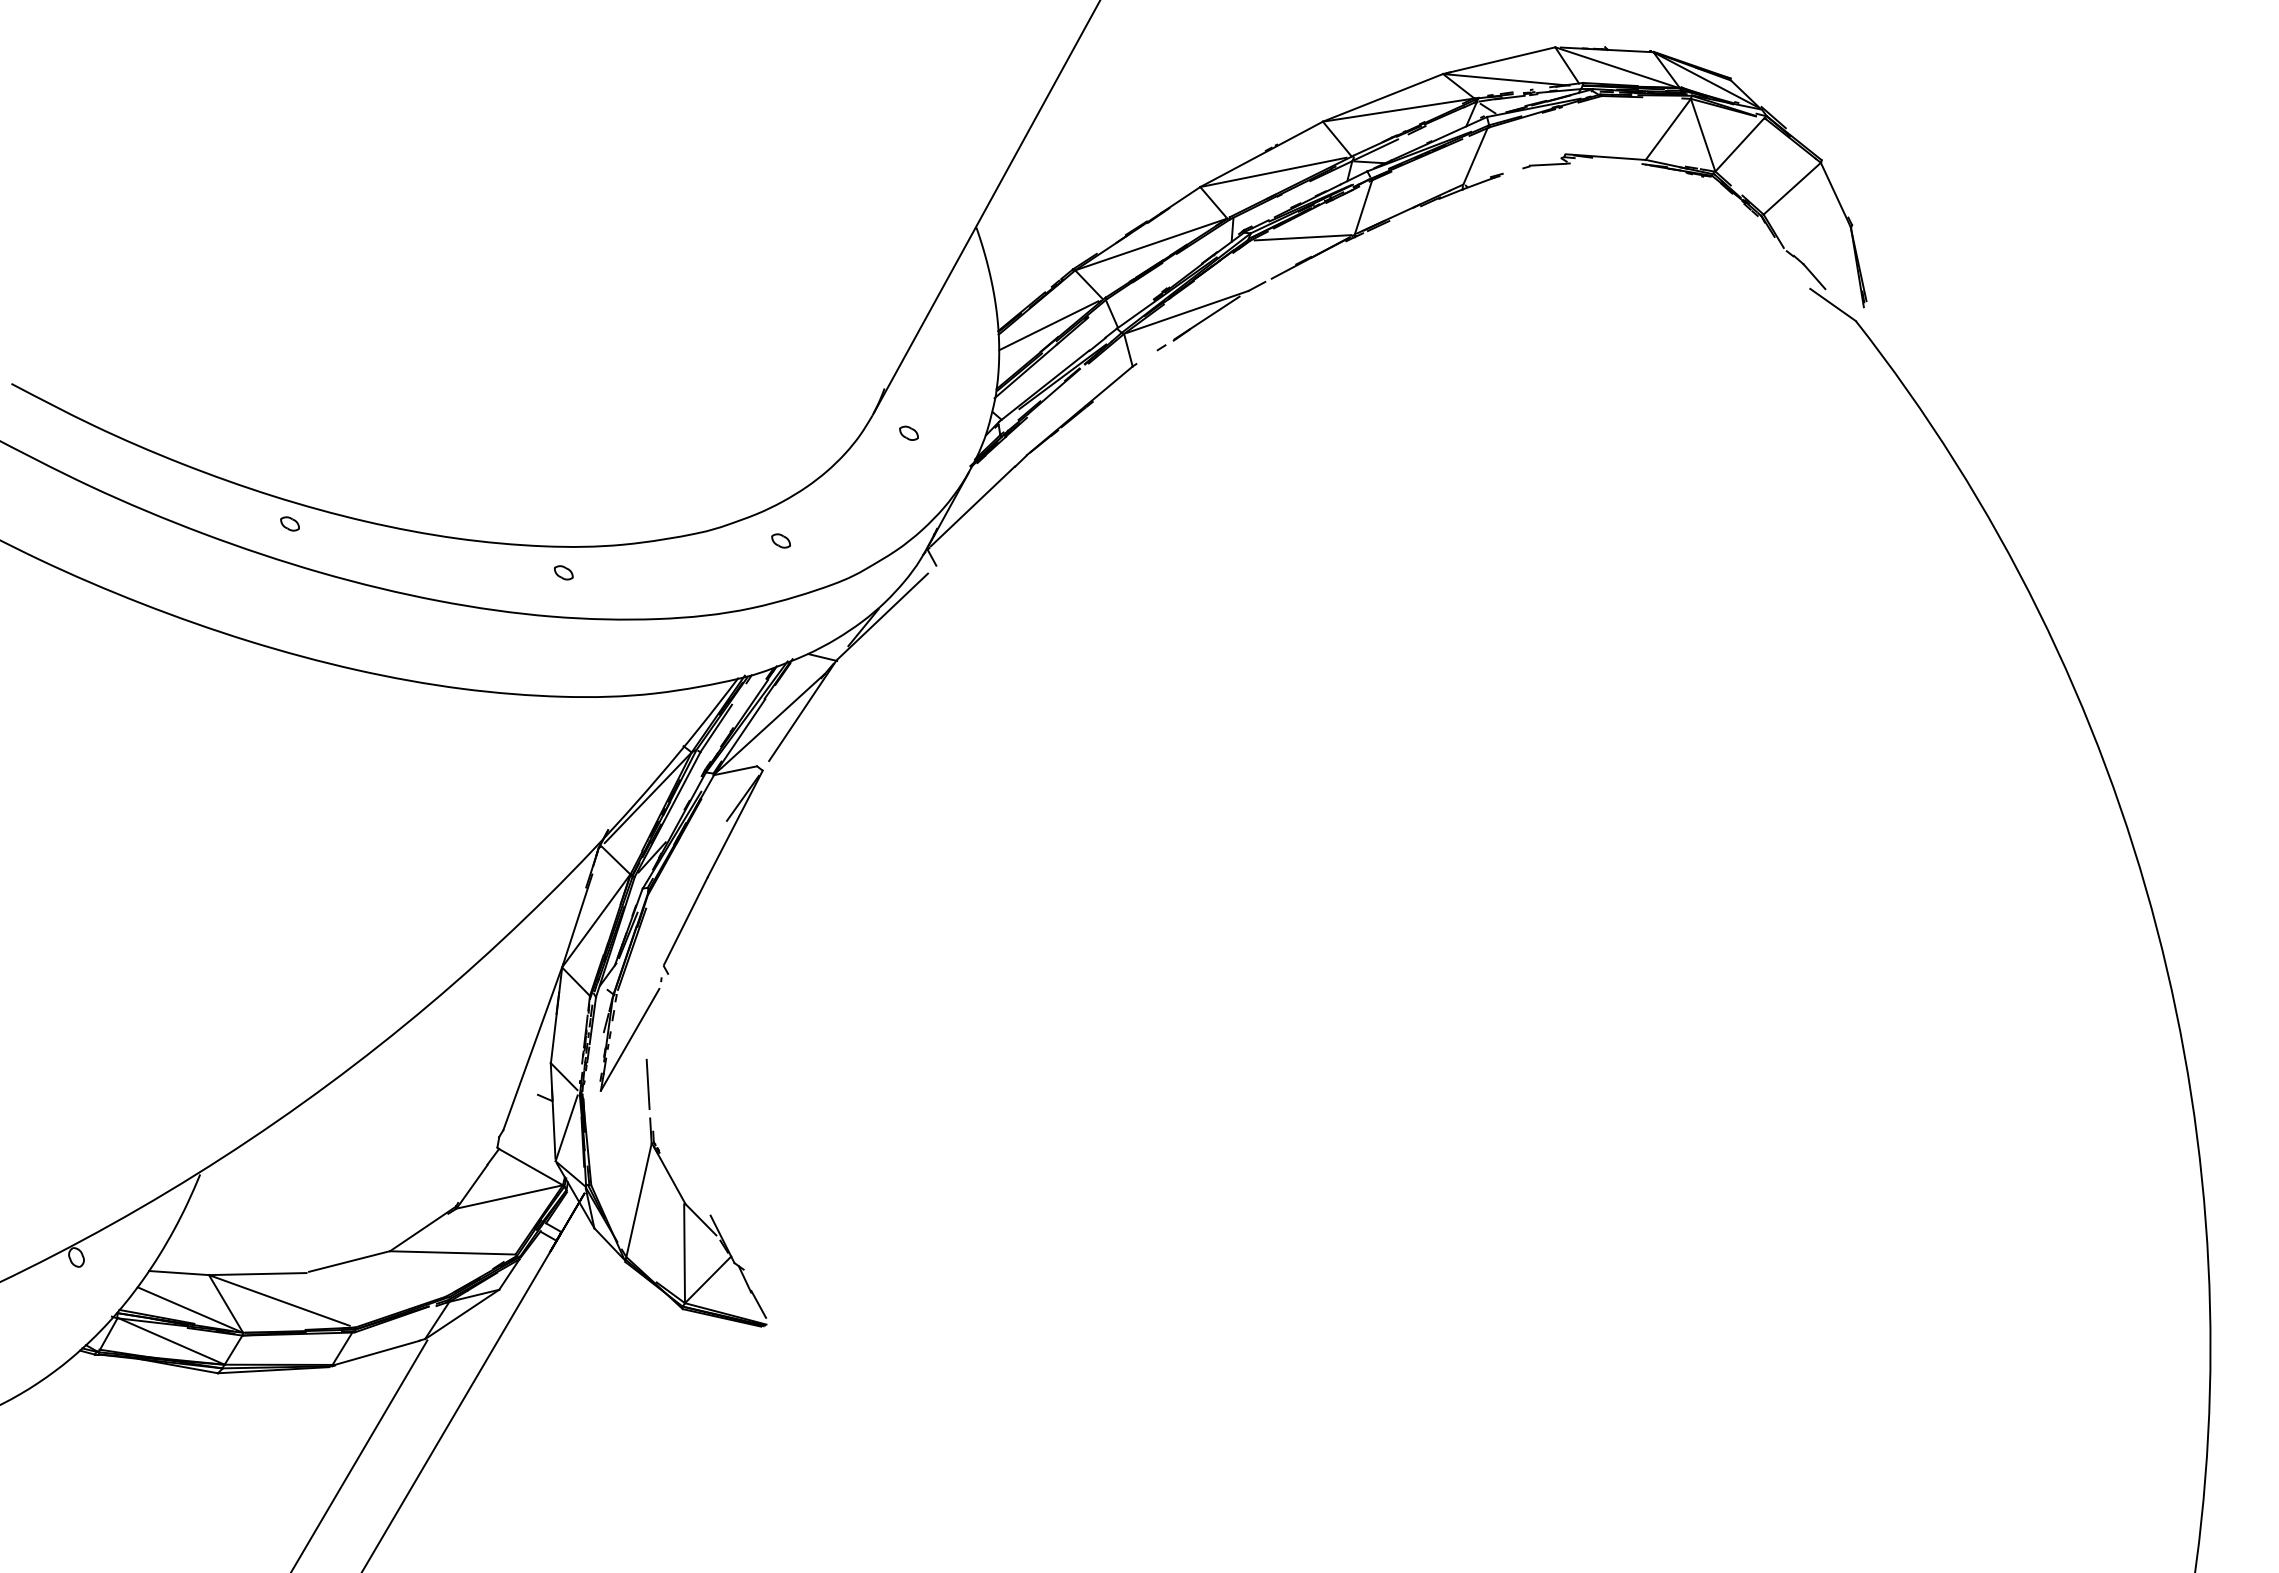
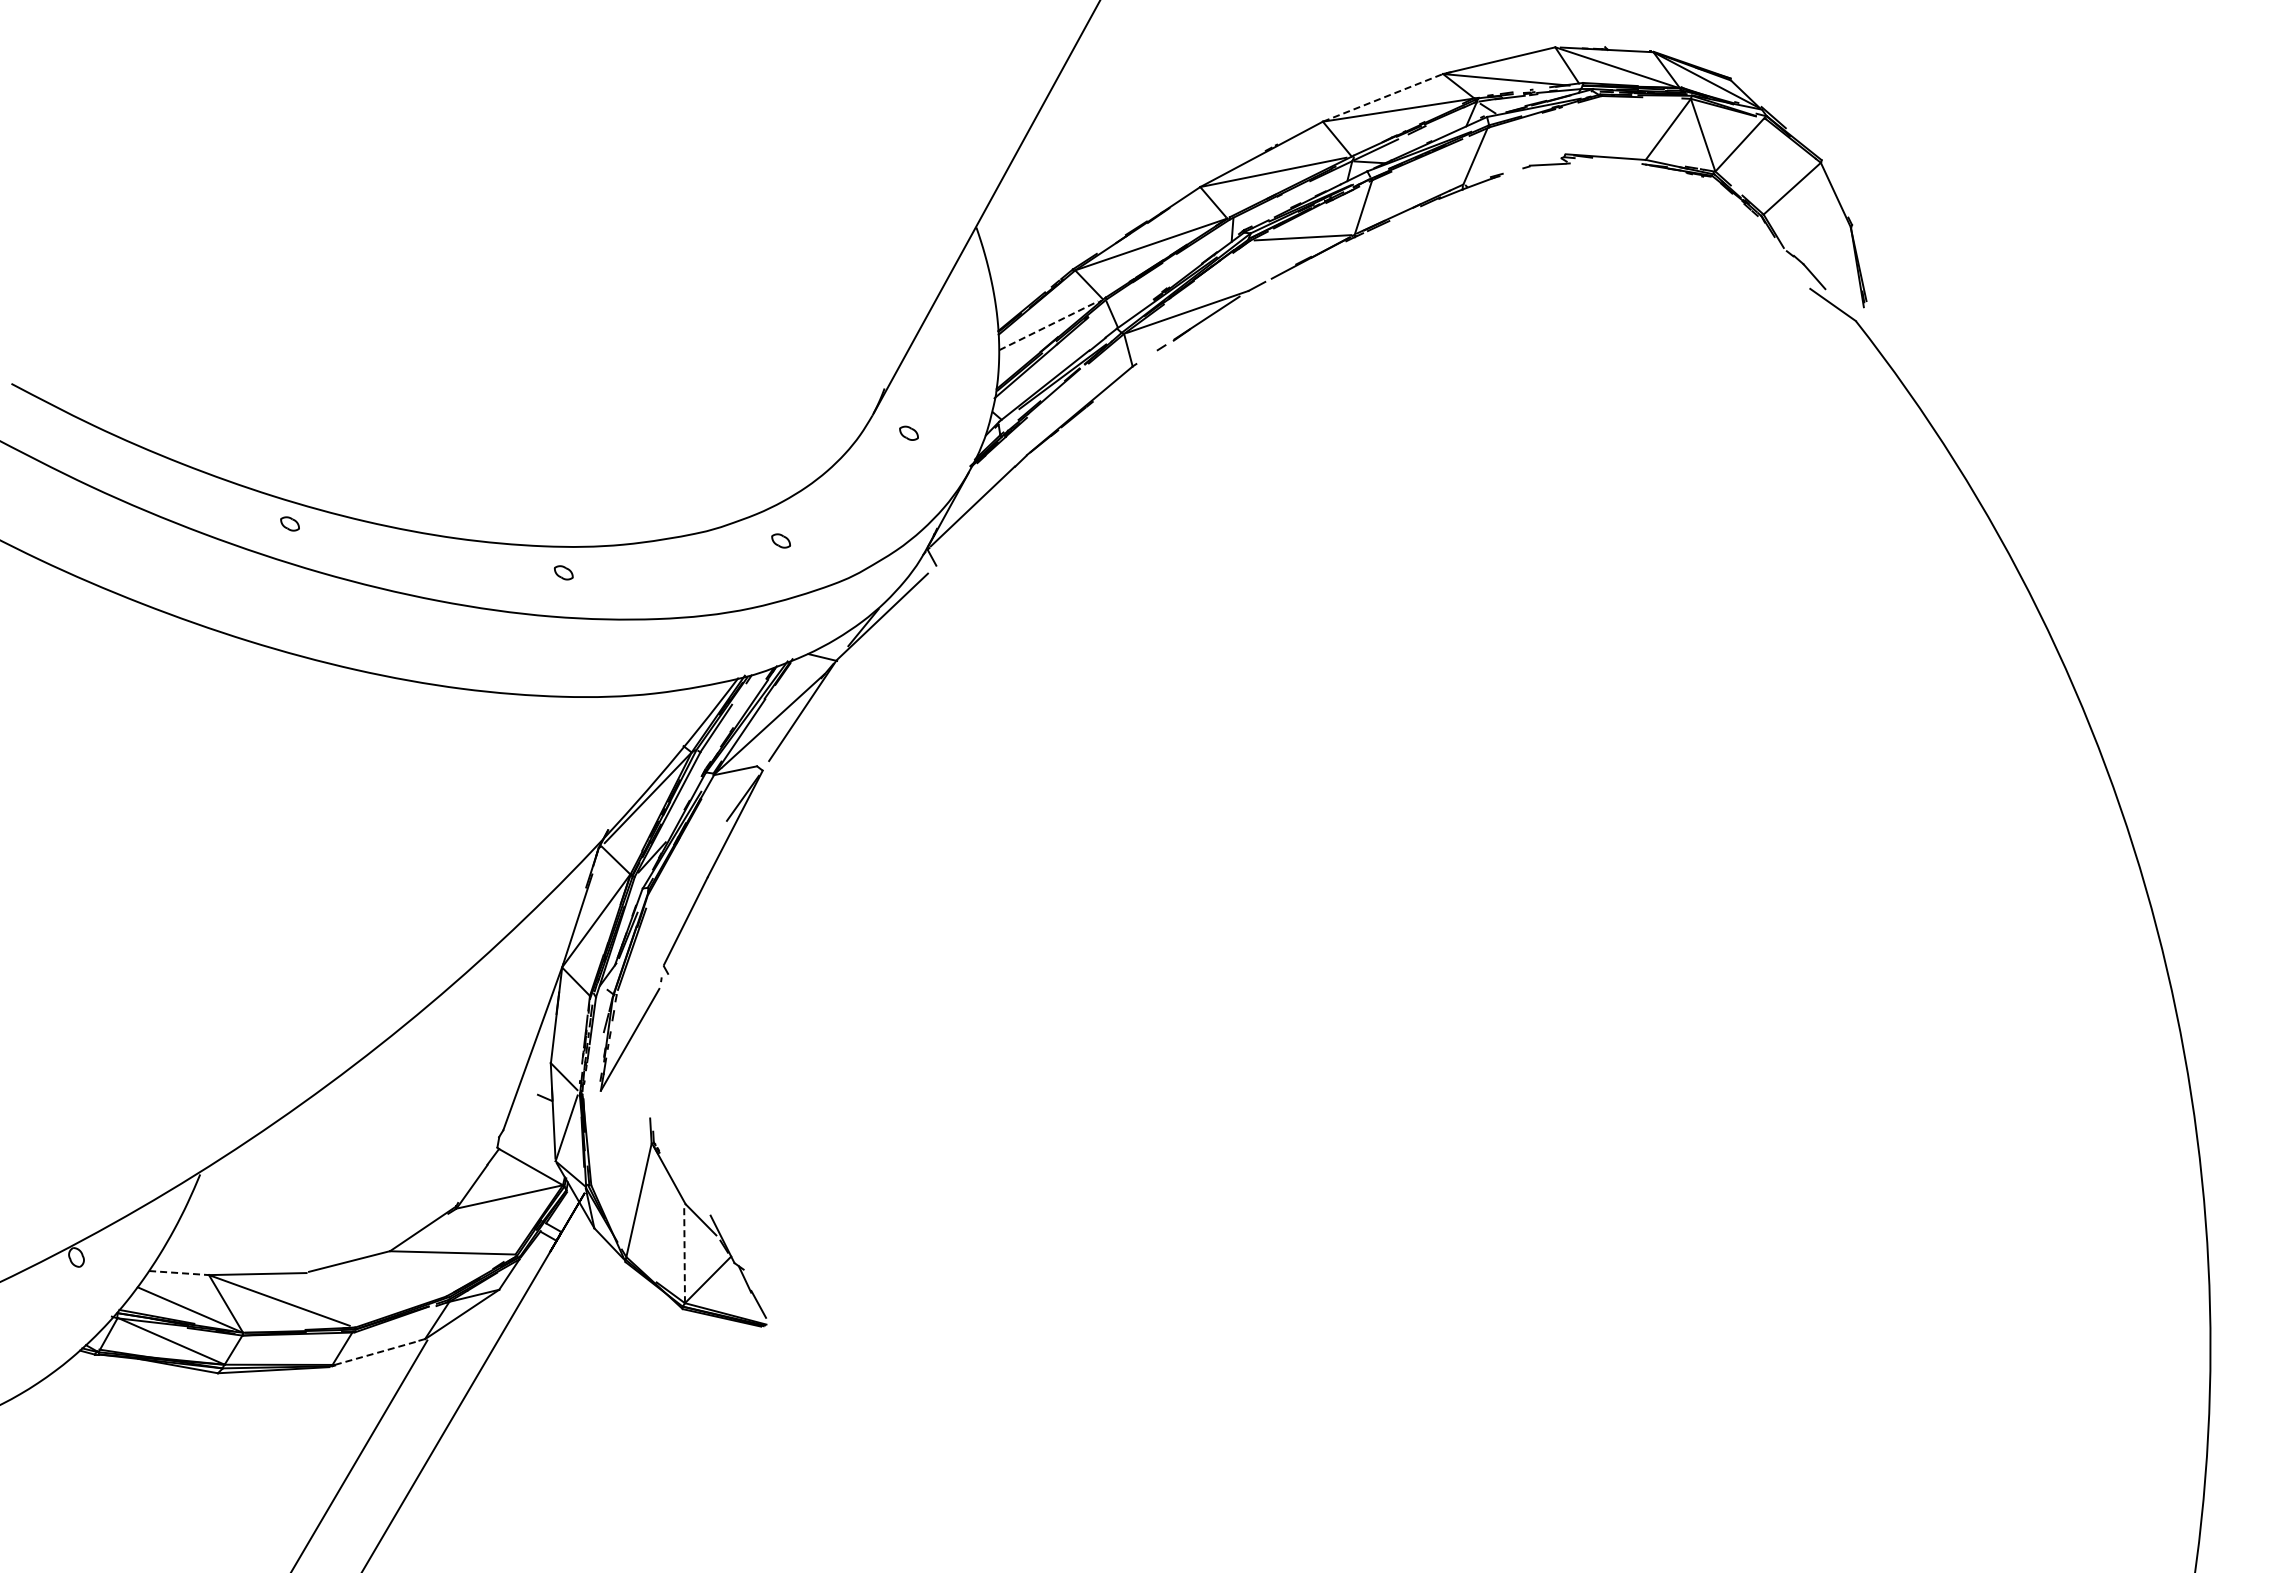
line: solid -> dashed (1382, 97)
line: solid -> dashed (1049, 325)
line: present -> none (647, 1083)
line: solid -> dashed (684, 1253)
line: solid -> dashed (179, 1273)
line: solid -> dashed (377, 1352)
